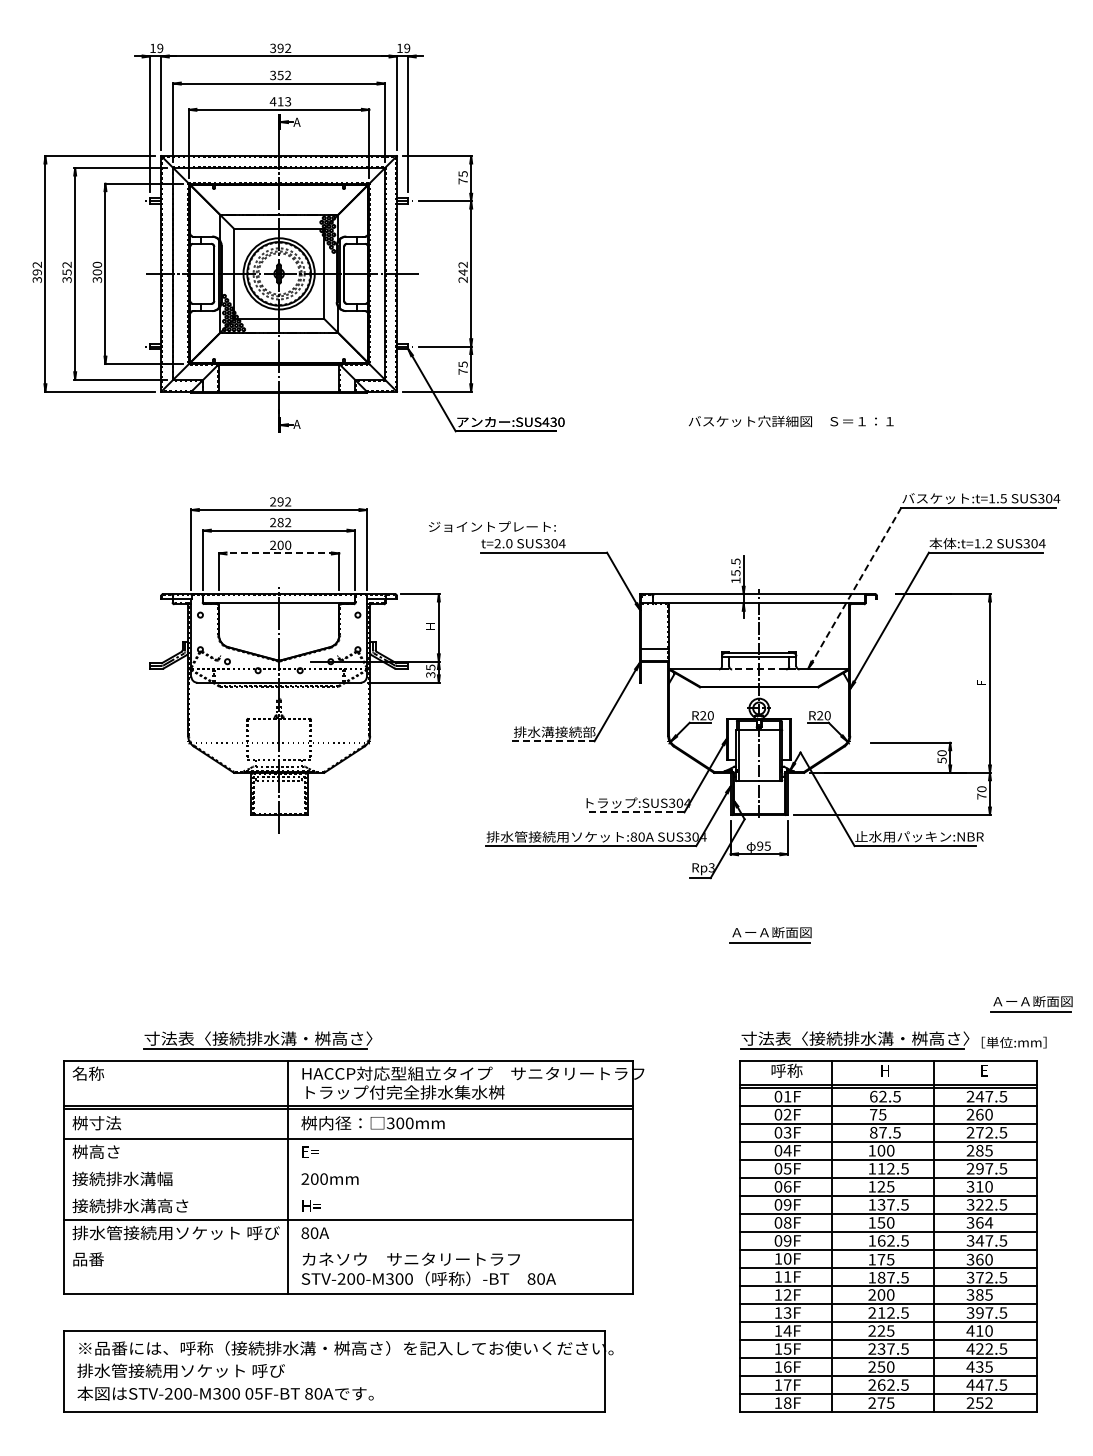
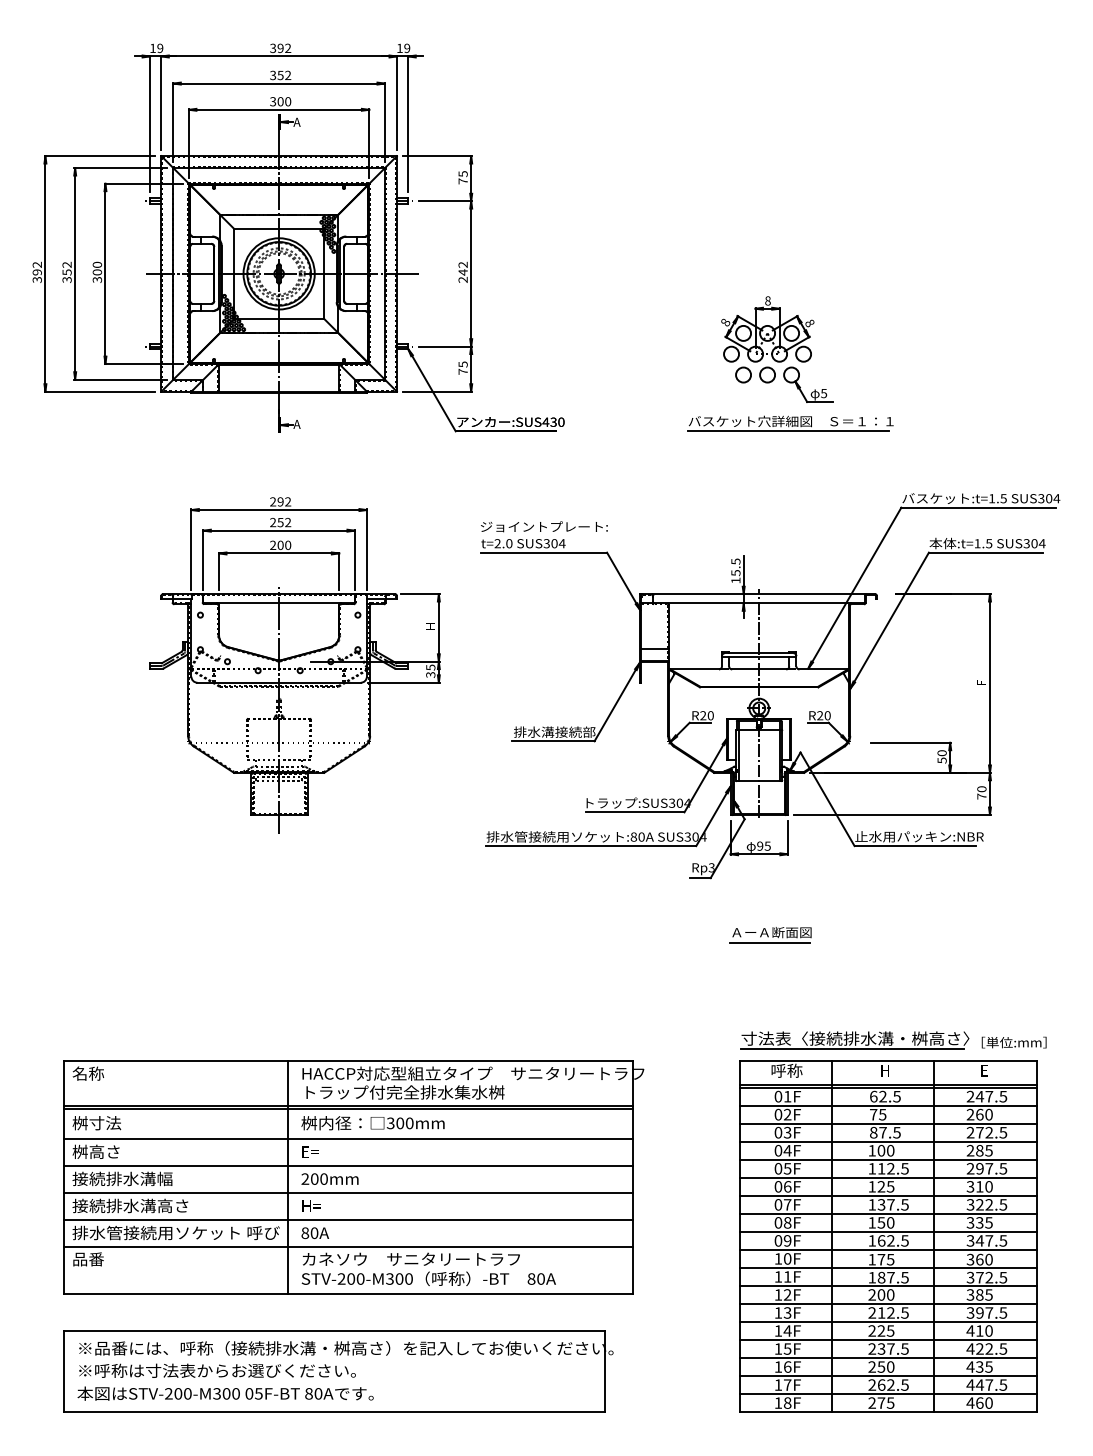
text: 413 -> 300 (280, 101)
part: none -> present (777, 349)
line: none -> present (787, 431)
text: 282 -> 252 (280, 522)
text position: (492, 526) -> (544, 526) (544, 526)
text: :t=1.2 -> :t=1.5 (989, 543)
line: dashed -> solid (279, 553)
line: dashed -> solid (854, 588)
line: dashed -> solid (758, 669)
line: dashed -> solid (554, 741)
line: dashed -> solid (634, 812)
part: present -> none (1031, 1004)
part: present -> none (257, 1040)
line: none -> present (348, 1166)
line: none -> present (348, 1193)
text: 09F -> 07F (787, 1204)
text: 364 -> 335 (984, 1222)
line: none -> present (348, 1247)
text: 排水管接続用ソケット 呼び -> ※呼称は寸法表からお選びください。 (216, 1370)
text: 252 -> 460 (979, 1402)
